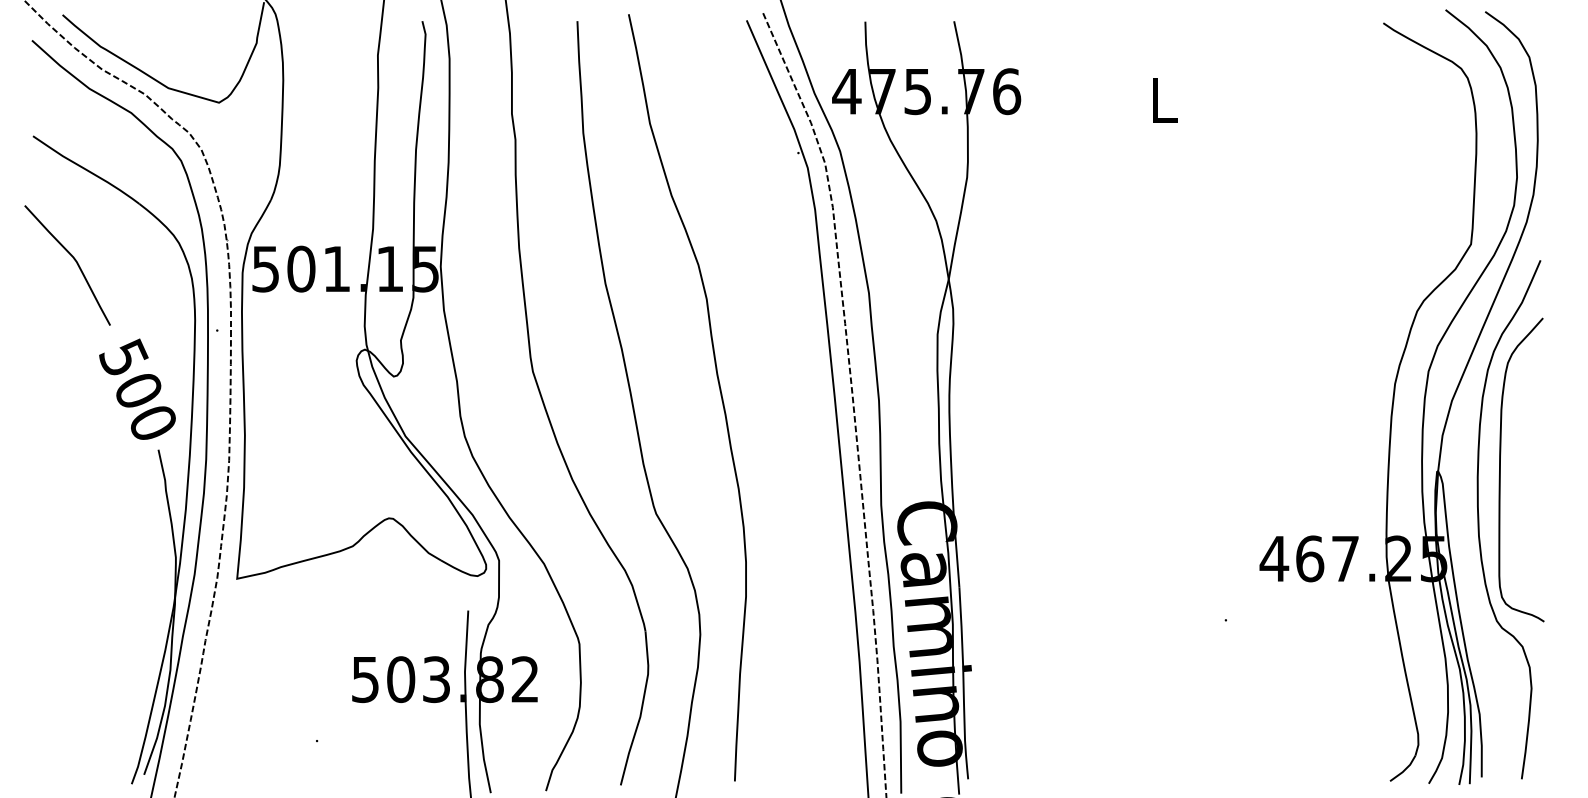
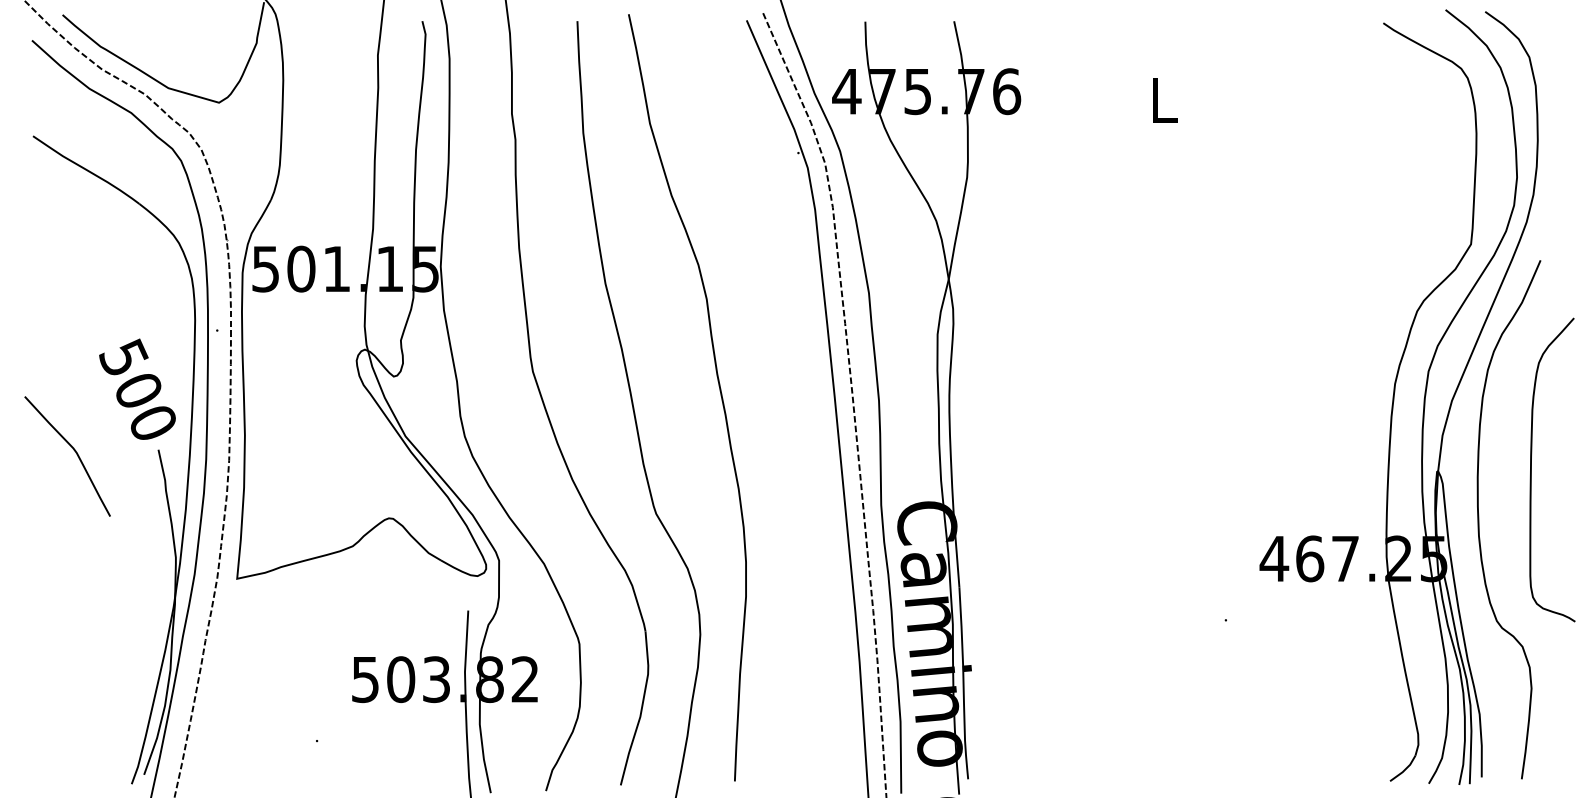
curve position: (73, 259) -> (73, 450) (73, 450)
curve position: (1500, 469) -> (1531, 469) (1531, 469)
